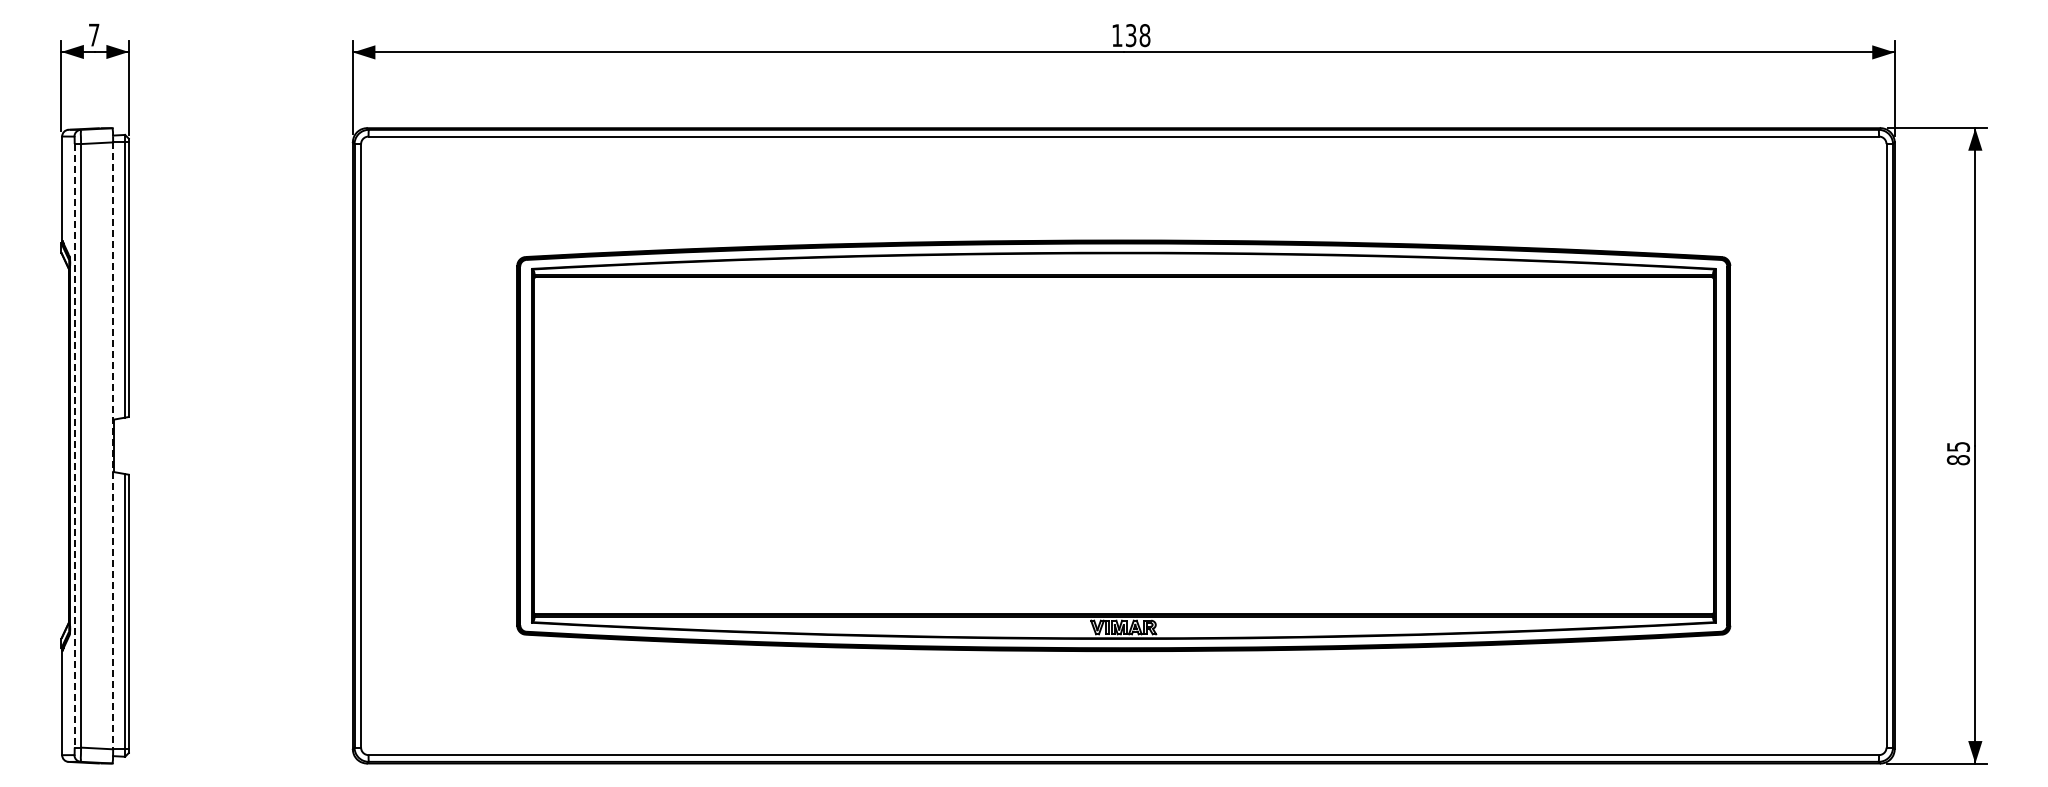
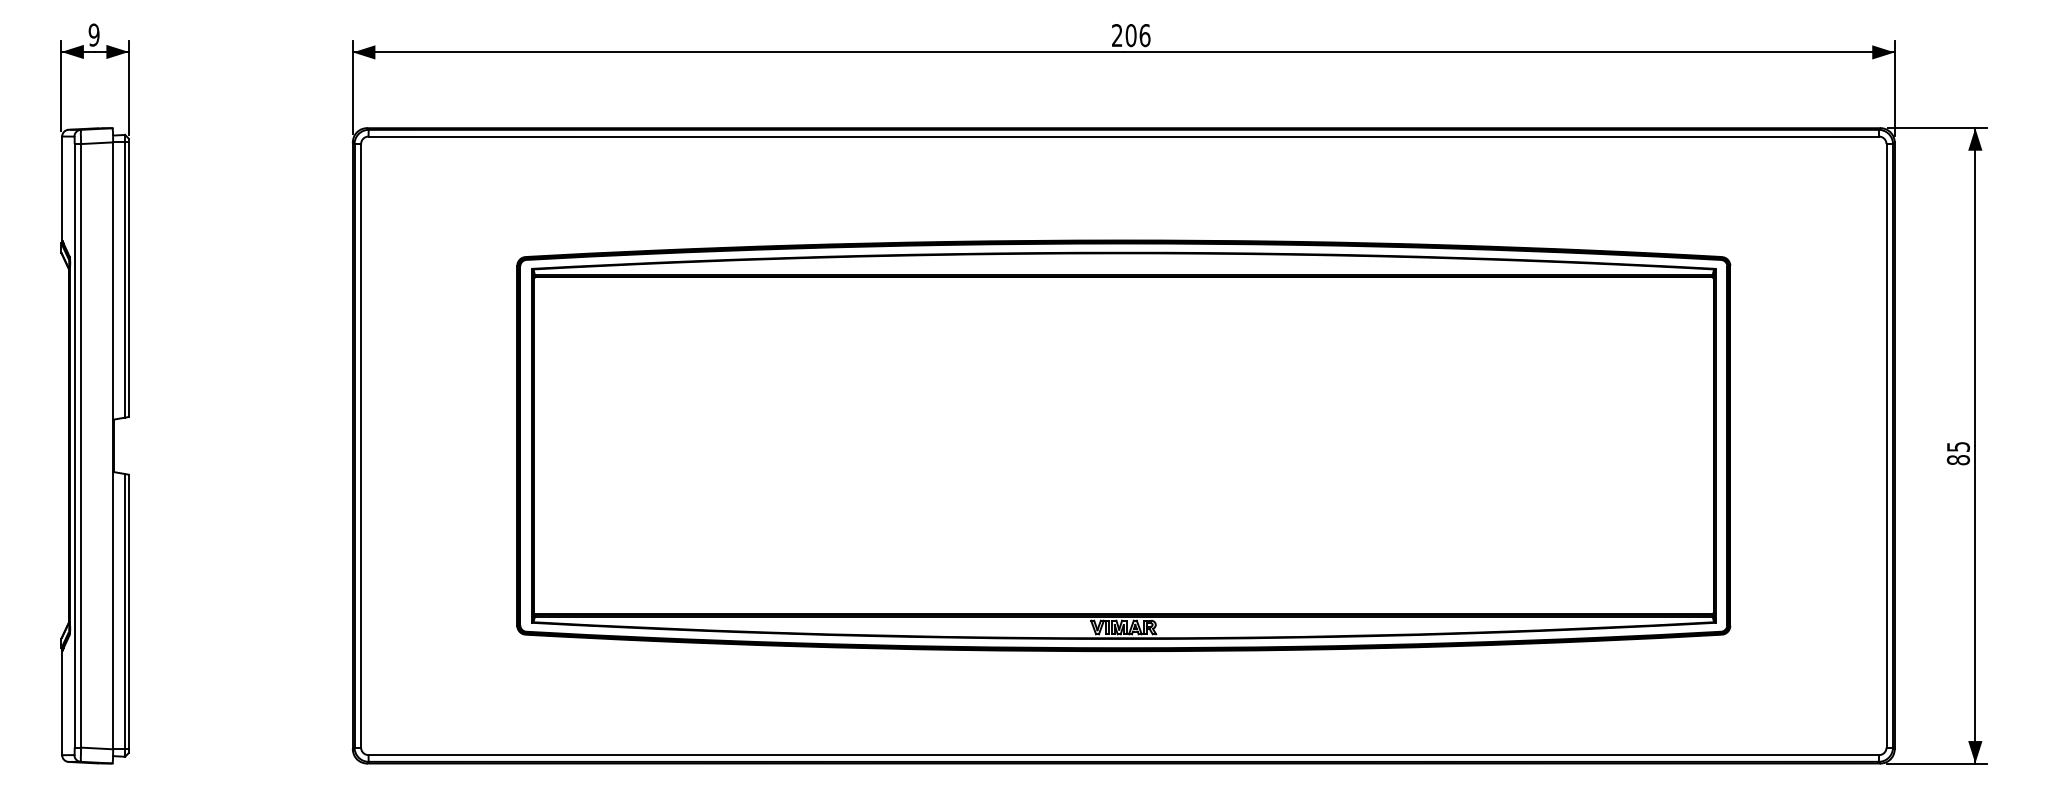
text: 7 -> 9 (93, 34)
text: 138 -> 206 (1131, 35)
line: dashed -> solid (74, 445)
line: dashed -> solid (113, 446)
